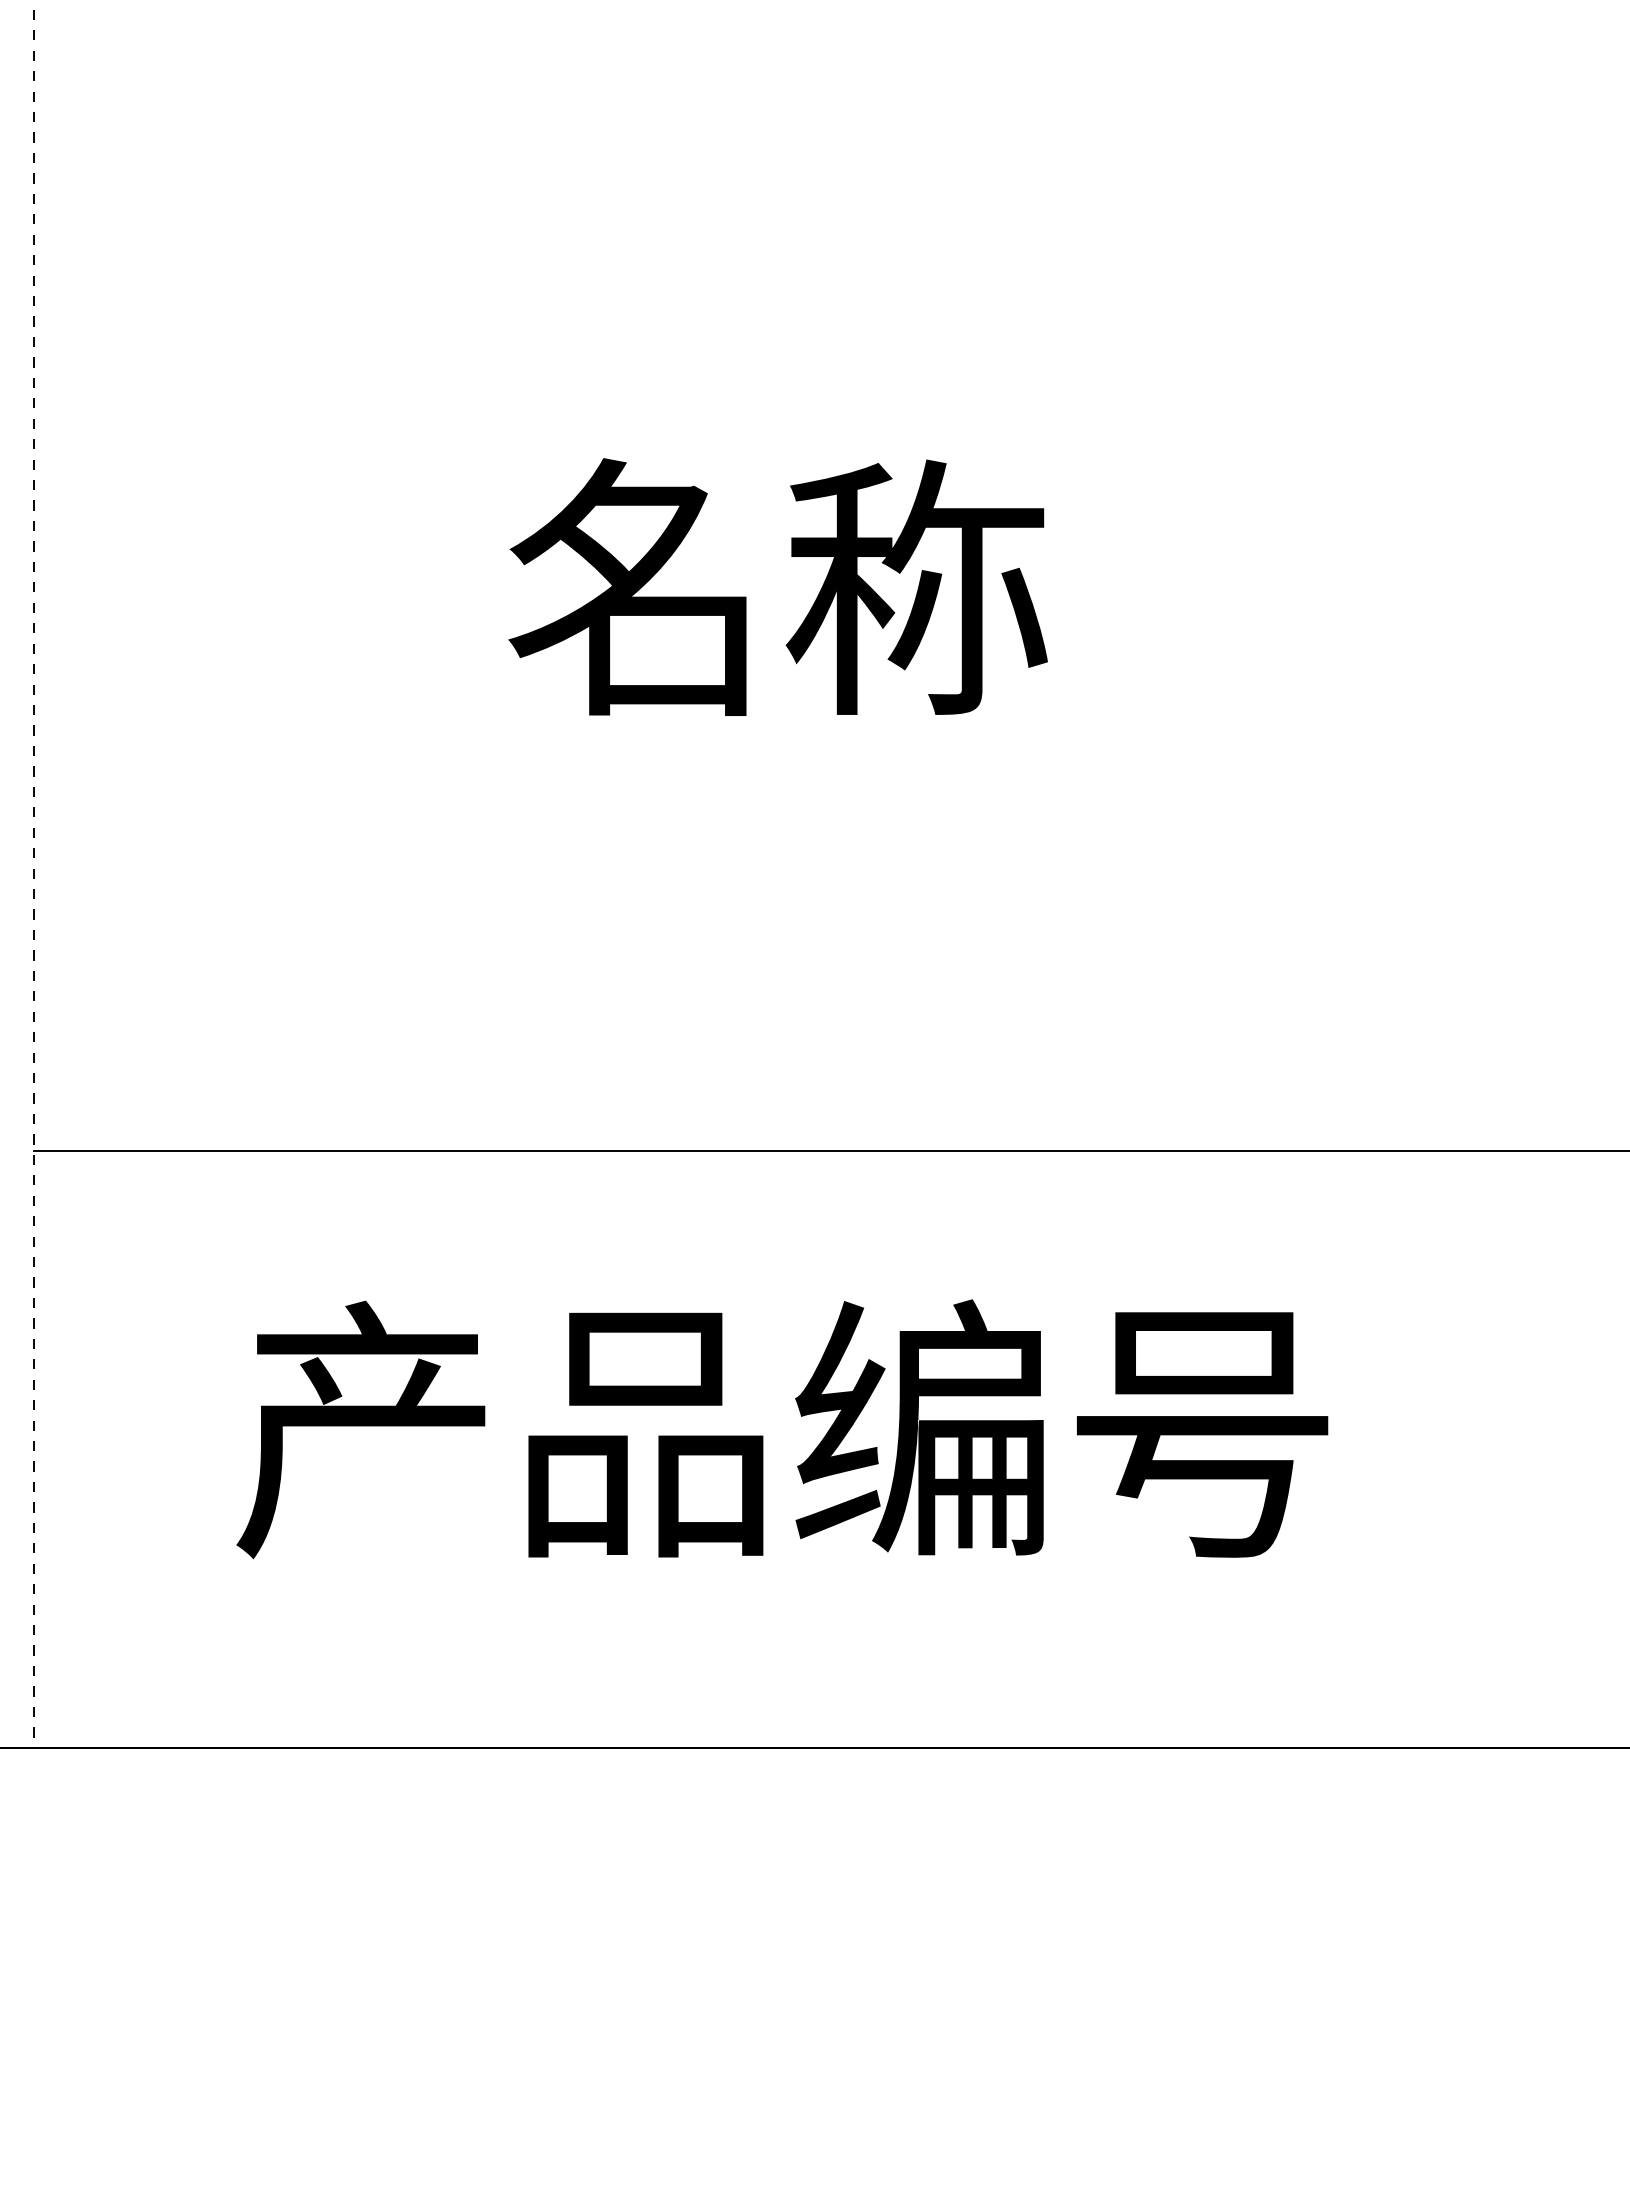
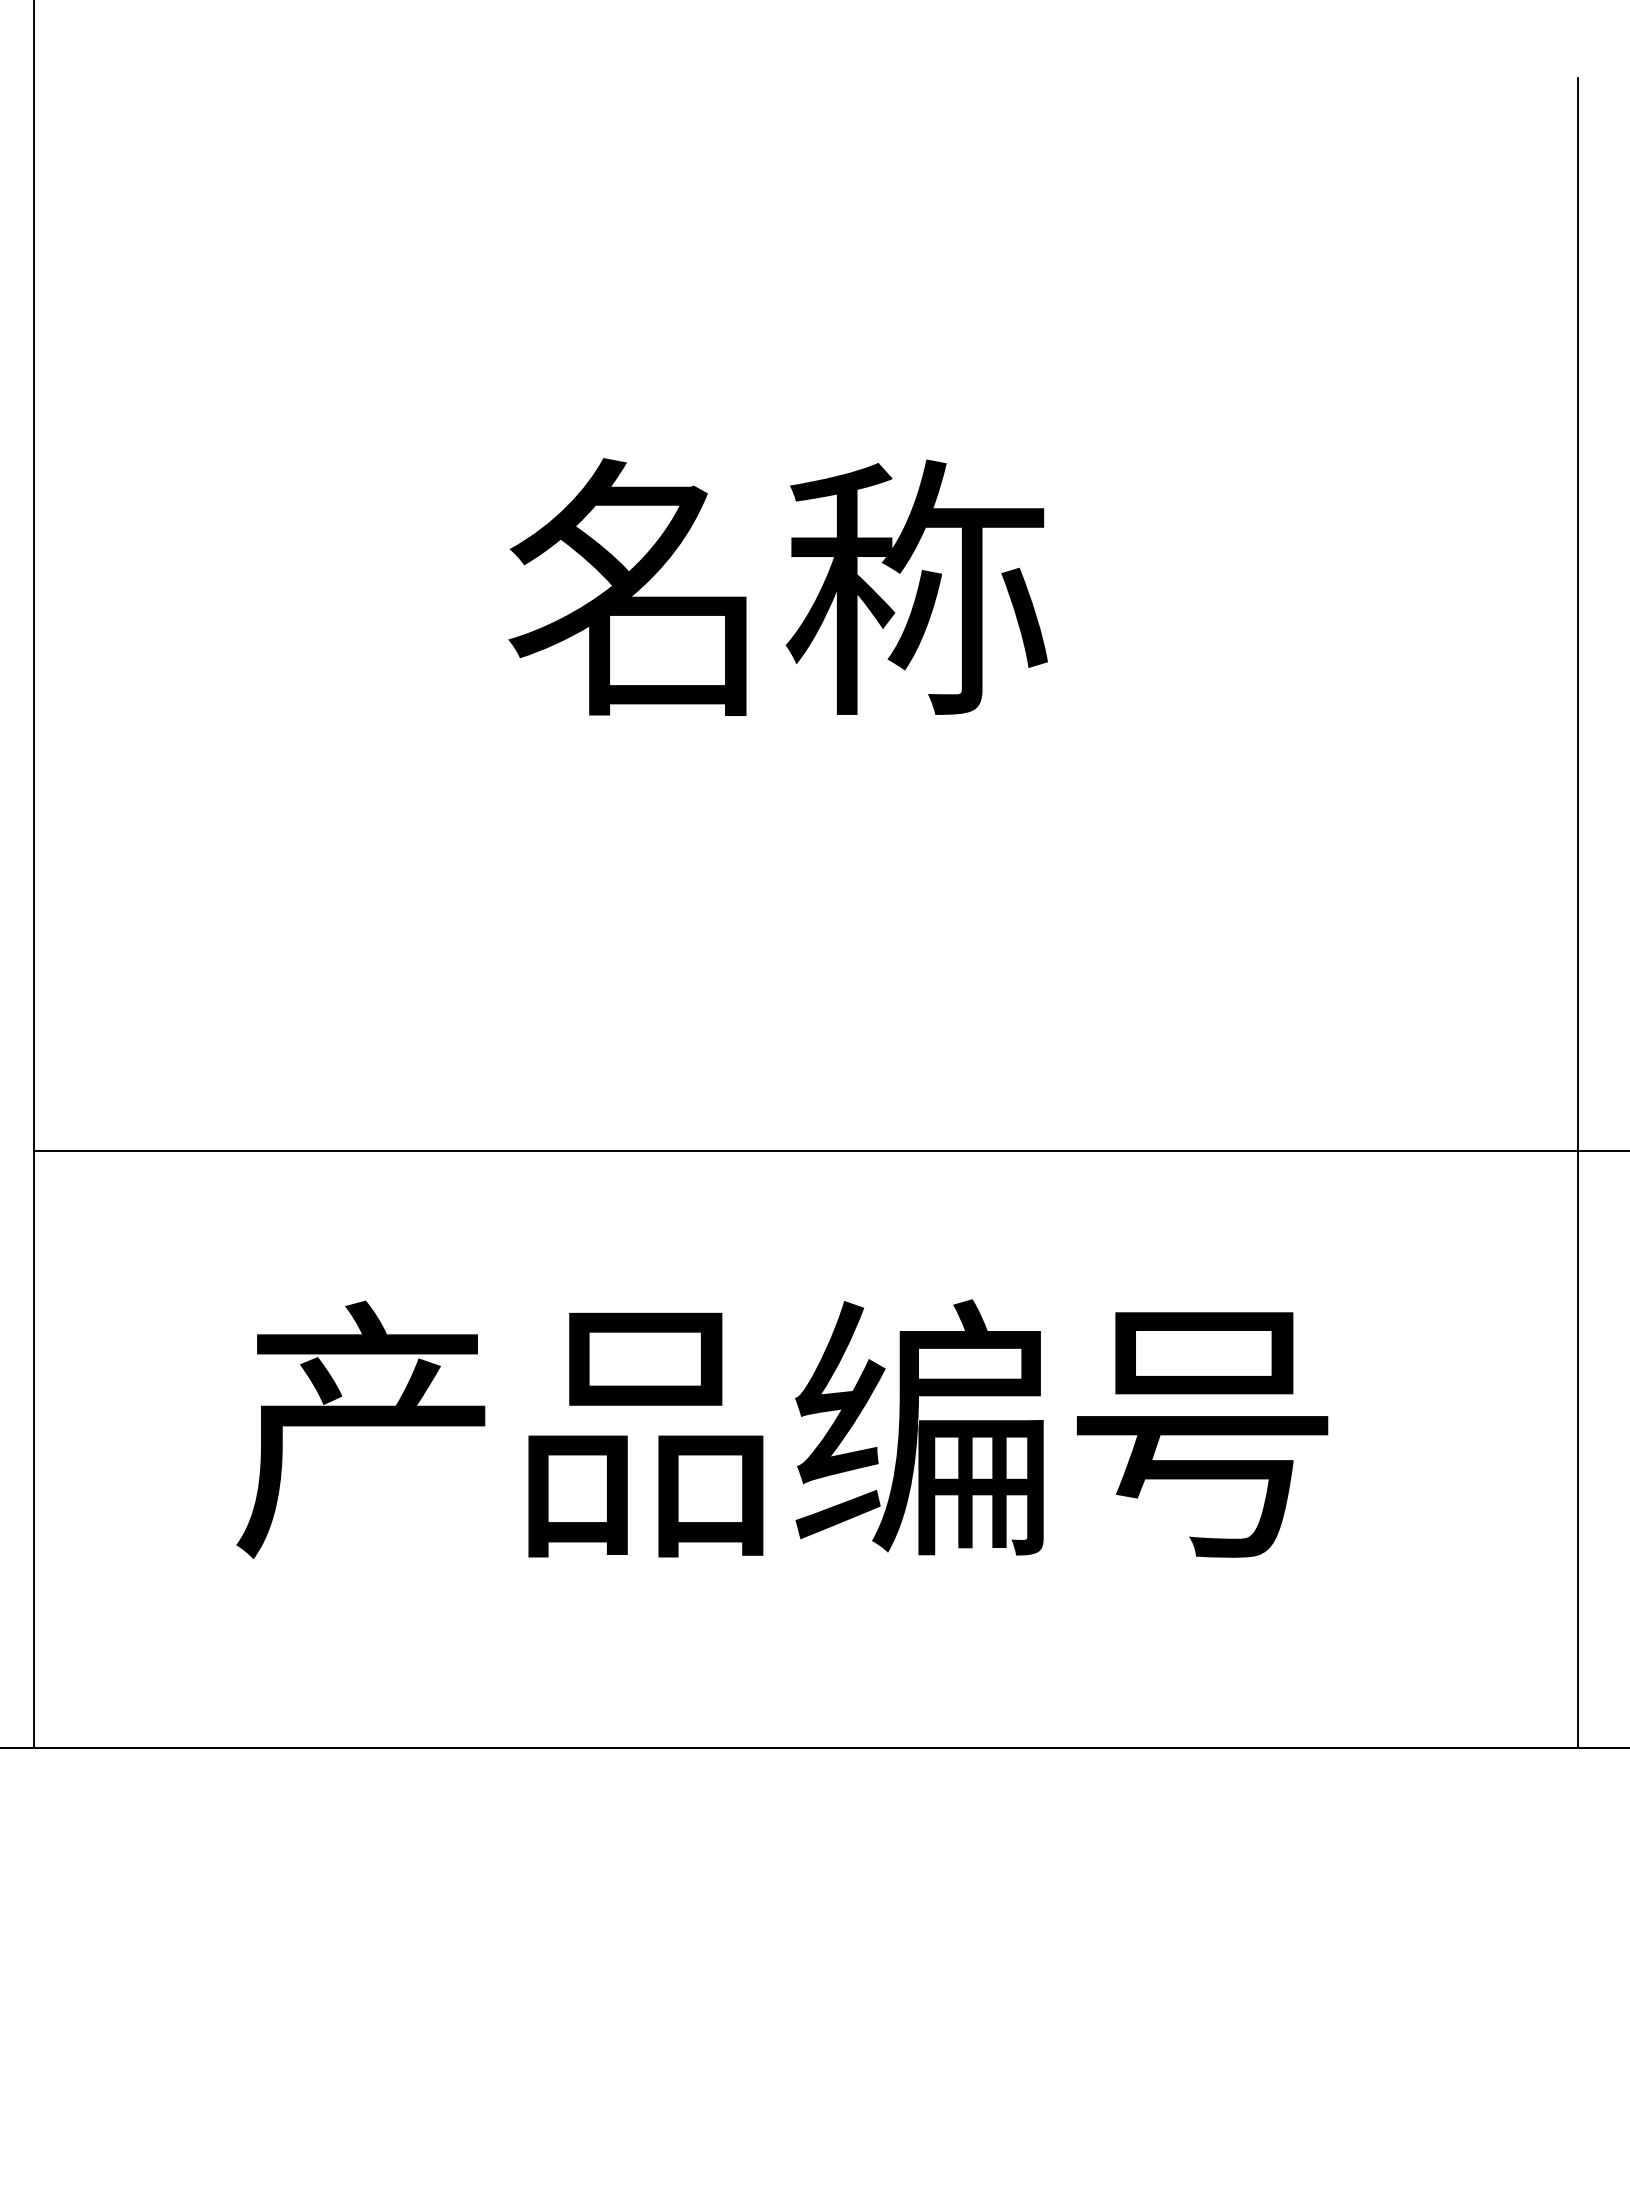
line: dashed -> solid (34, 873)
line: none -> present (1578, 912)
